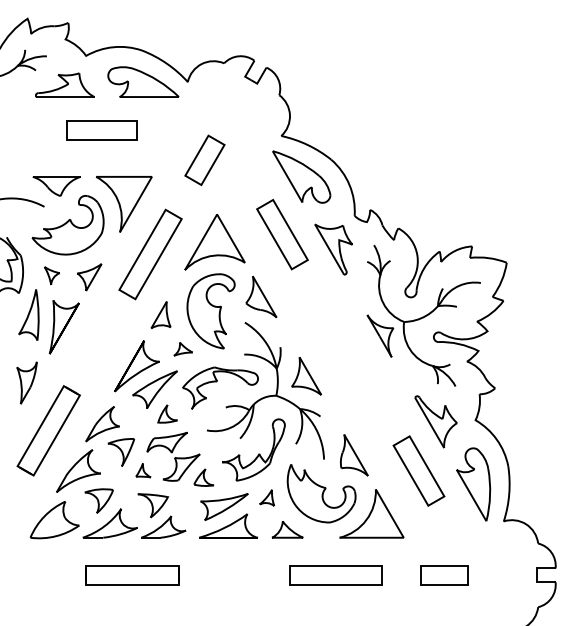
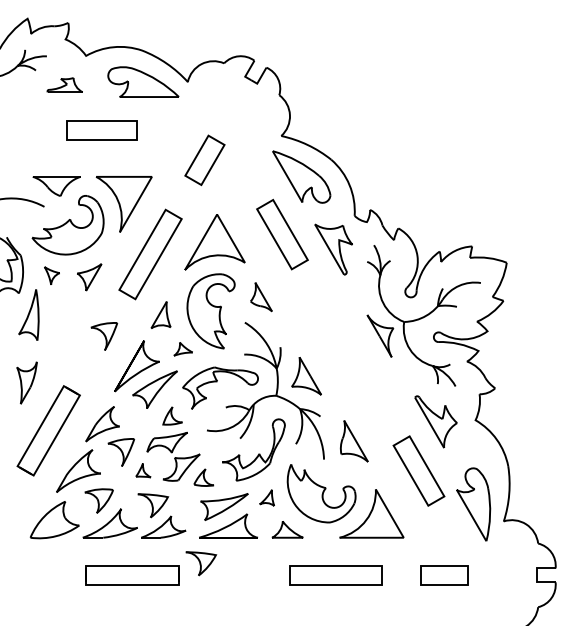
part size: 60x26 px -> 37x16 px (64, 84)
part size: 33x43 px -> 23x31 px (261, 297)
part: present -> none (63, 327)
part: none -> present (104, 336)
part position: (167, 413) -> (172, 415) (172, 415)
part position: (353, 455) -> (353, 441) (353, 441)
part position: (473, 484) -> (473, 504) (473, 504)
part: none -> present (201, 563)
